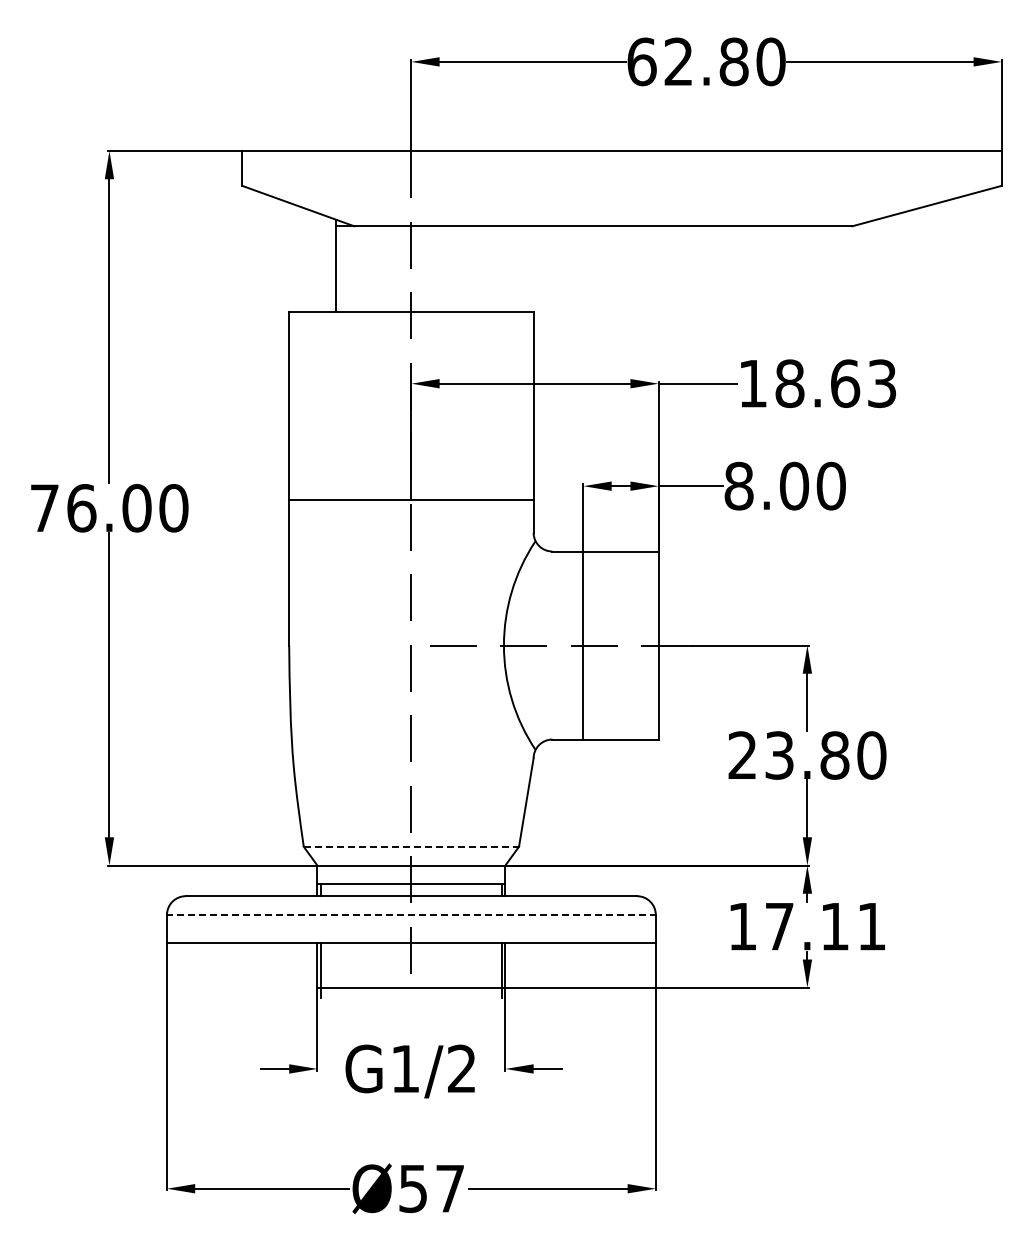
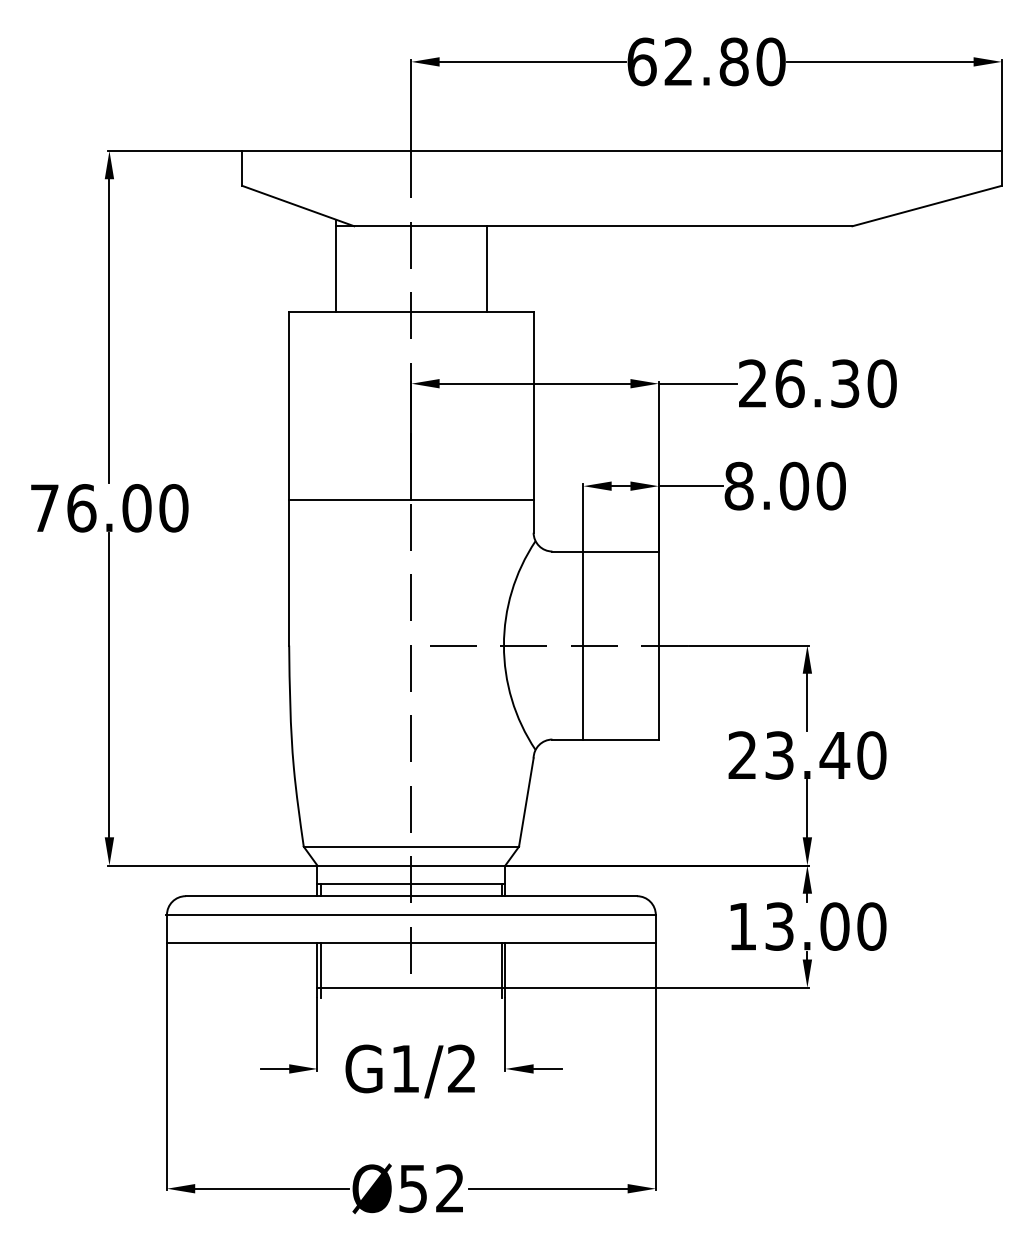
line: none -> present (486, 269)
text: 18.63 -> 26.30 (817, 383)
text: 23.80 -> 23.40 (834, 755)
line: dashed -> solid (411, 846)
line: dashed -> solid (411, 915)
text: 17.11 -> 13.00 (825, 926)
text: Ø57 -> Ø52 (449, 1188)
